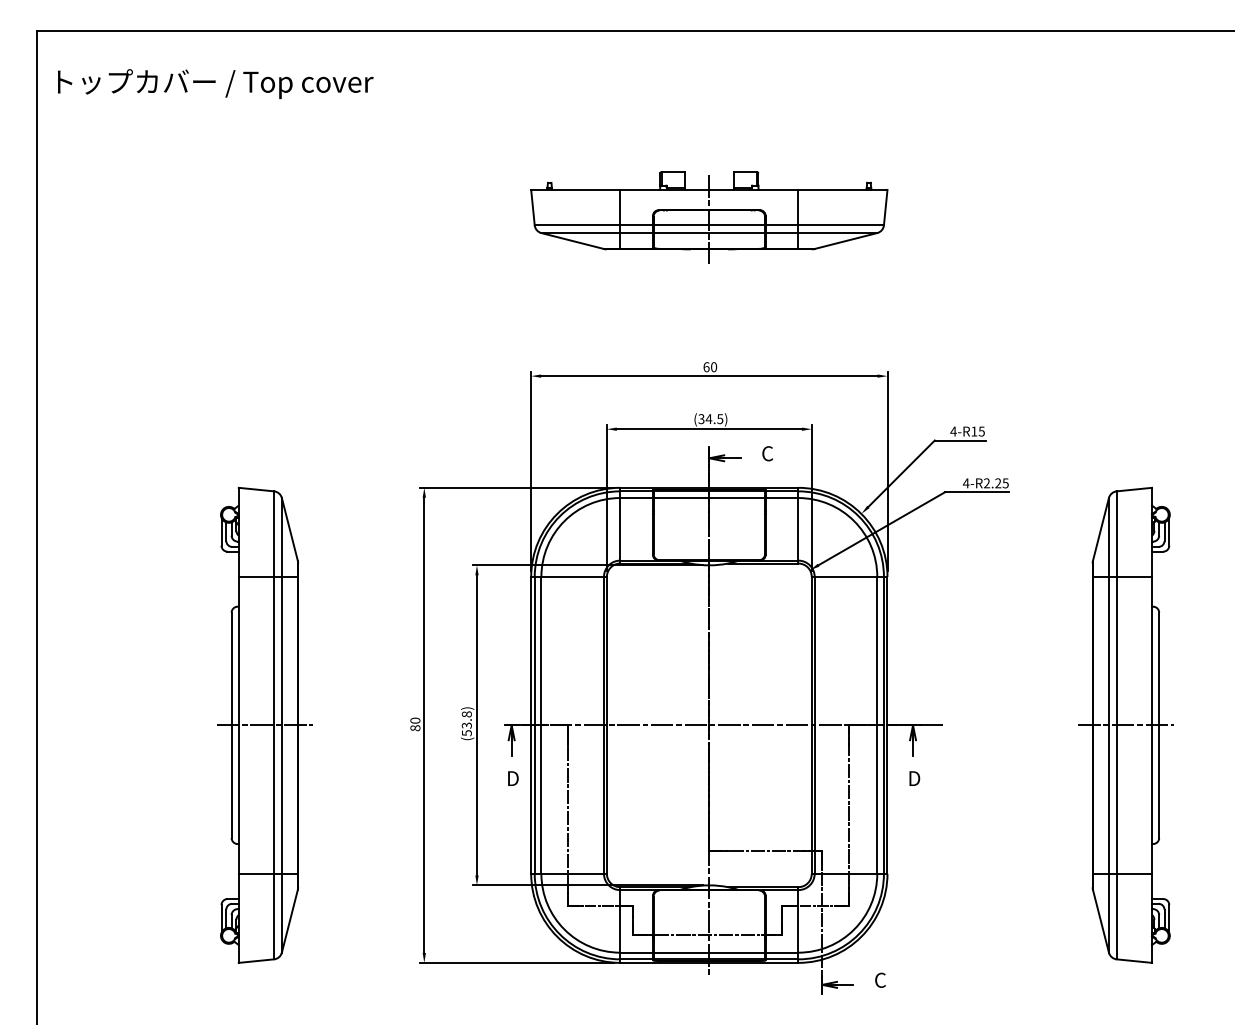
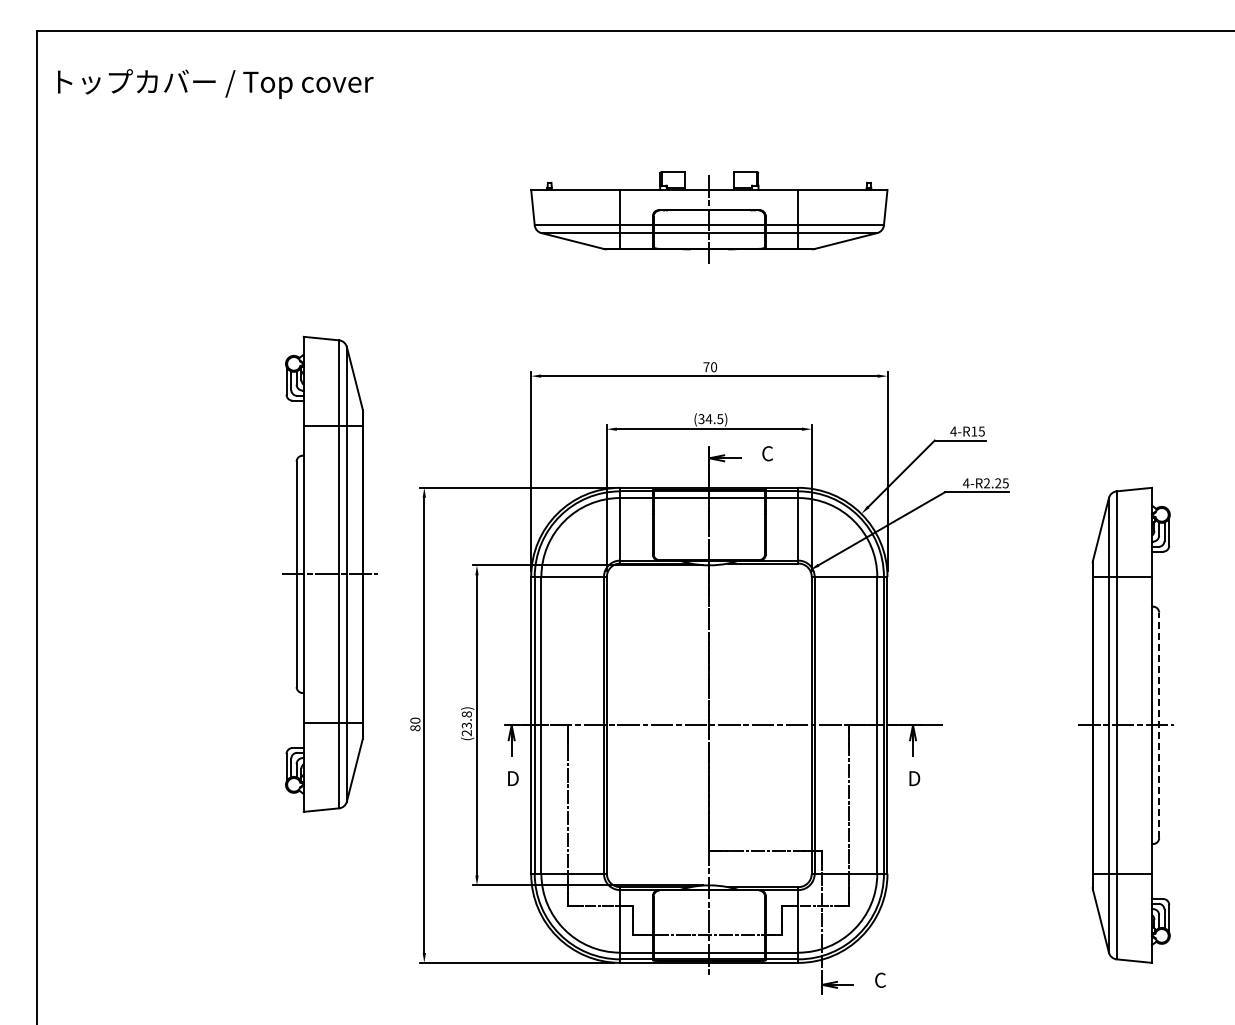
text: 60 -> 70 (706, 367)
part position: (264, 724) -> (329, 573) (329, 573)
line: solid -> dashed (1159, 725)
text: (53.8) -> (23.8) (466, 733)
